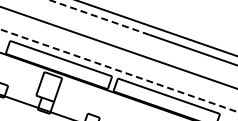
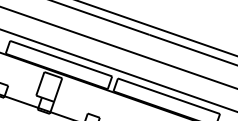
line: dashed -> solid (99, 17)
line: dashed -> solid (118, 70)
